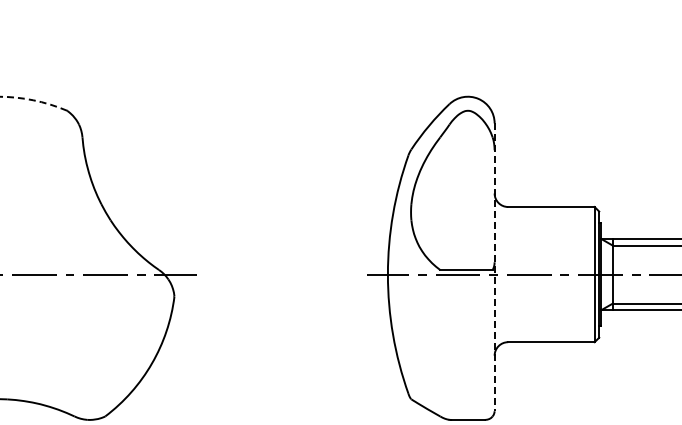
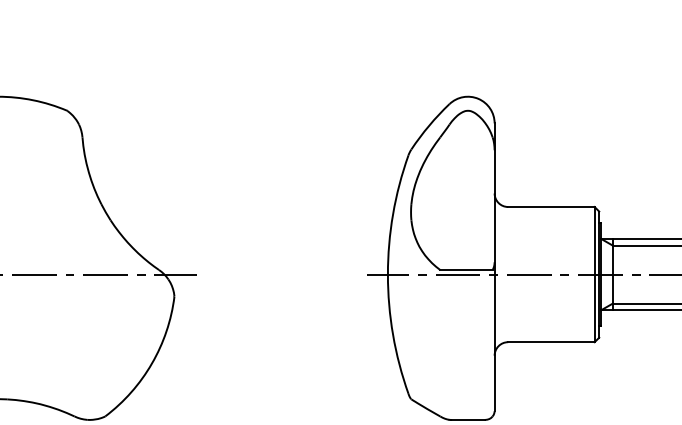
arc: dashed -> solid (34, 100)
line: dashed -> solid (494, 267)
